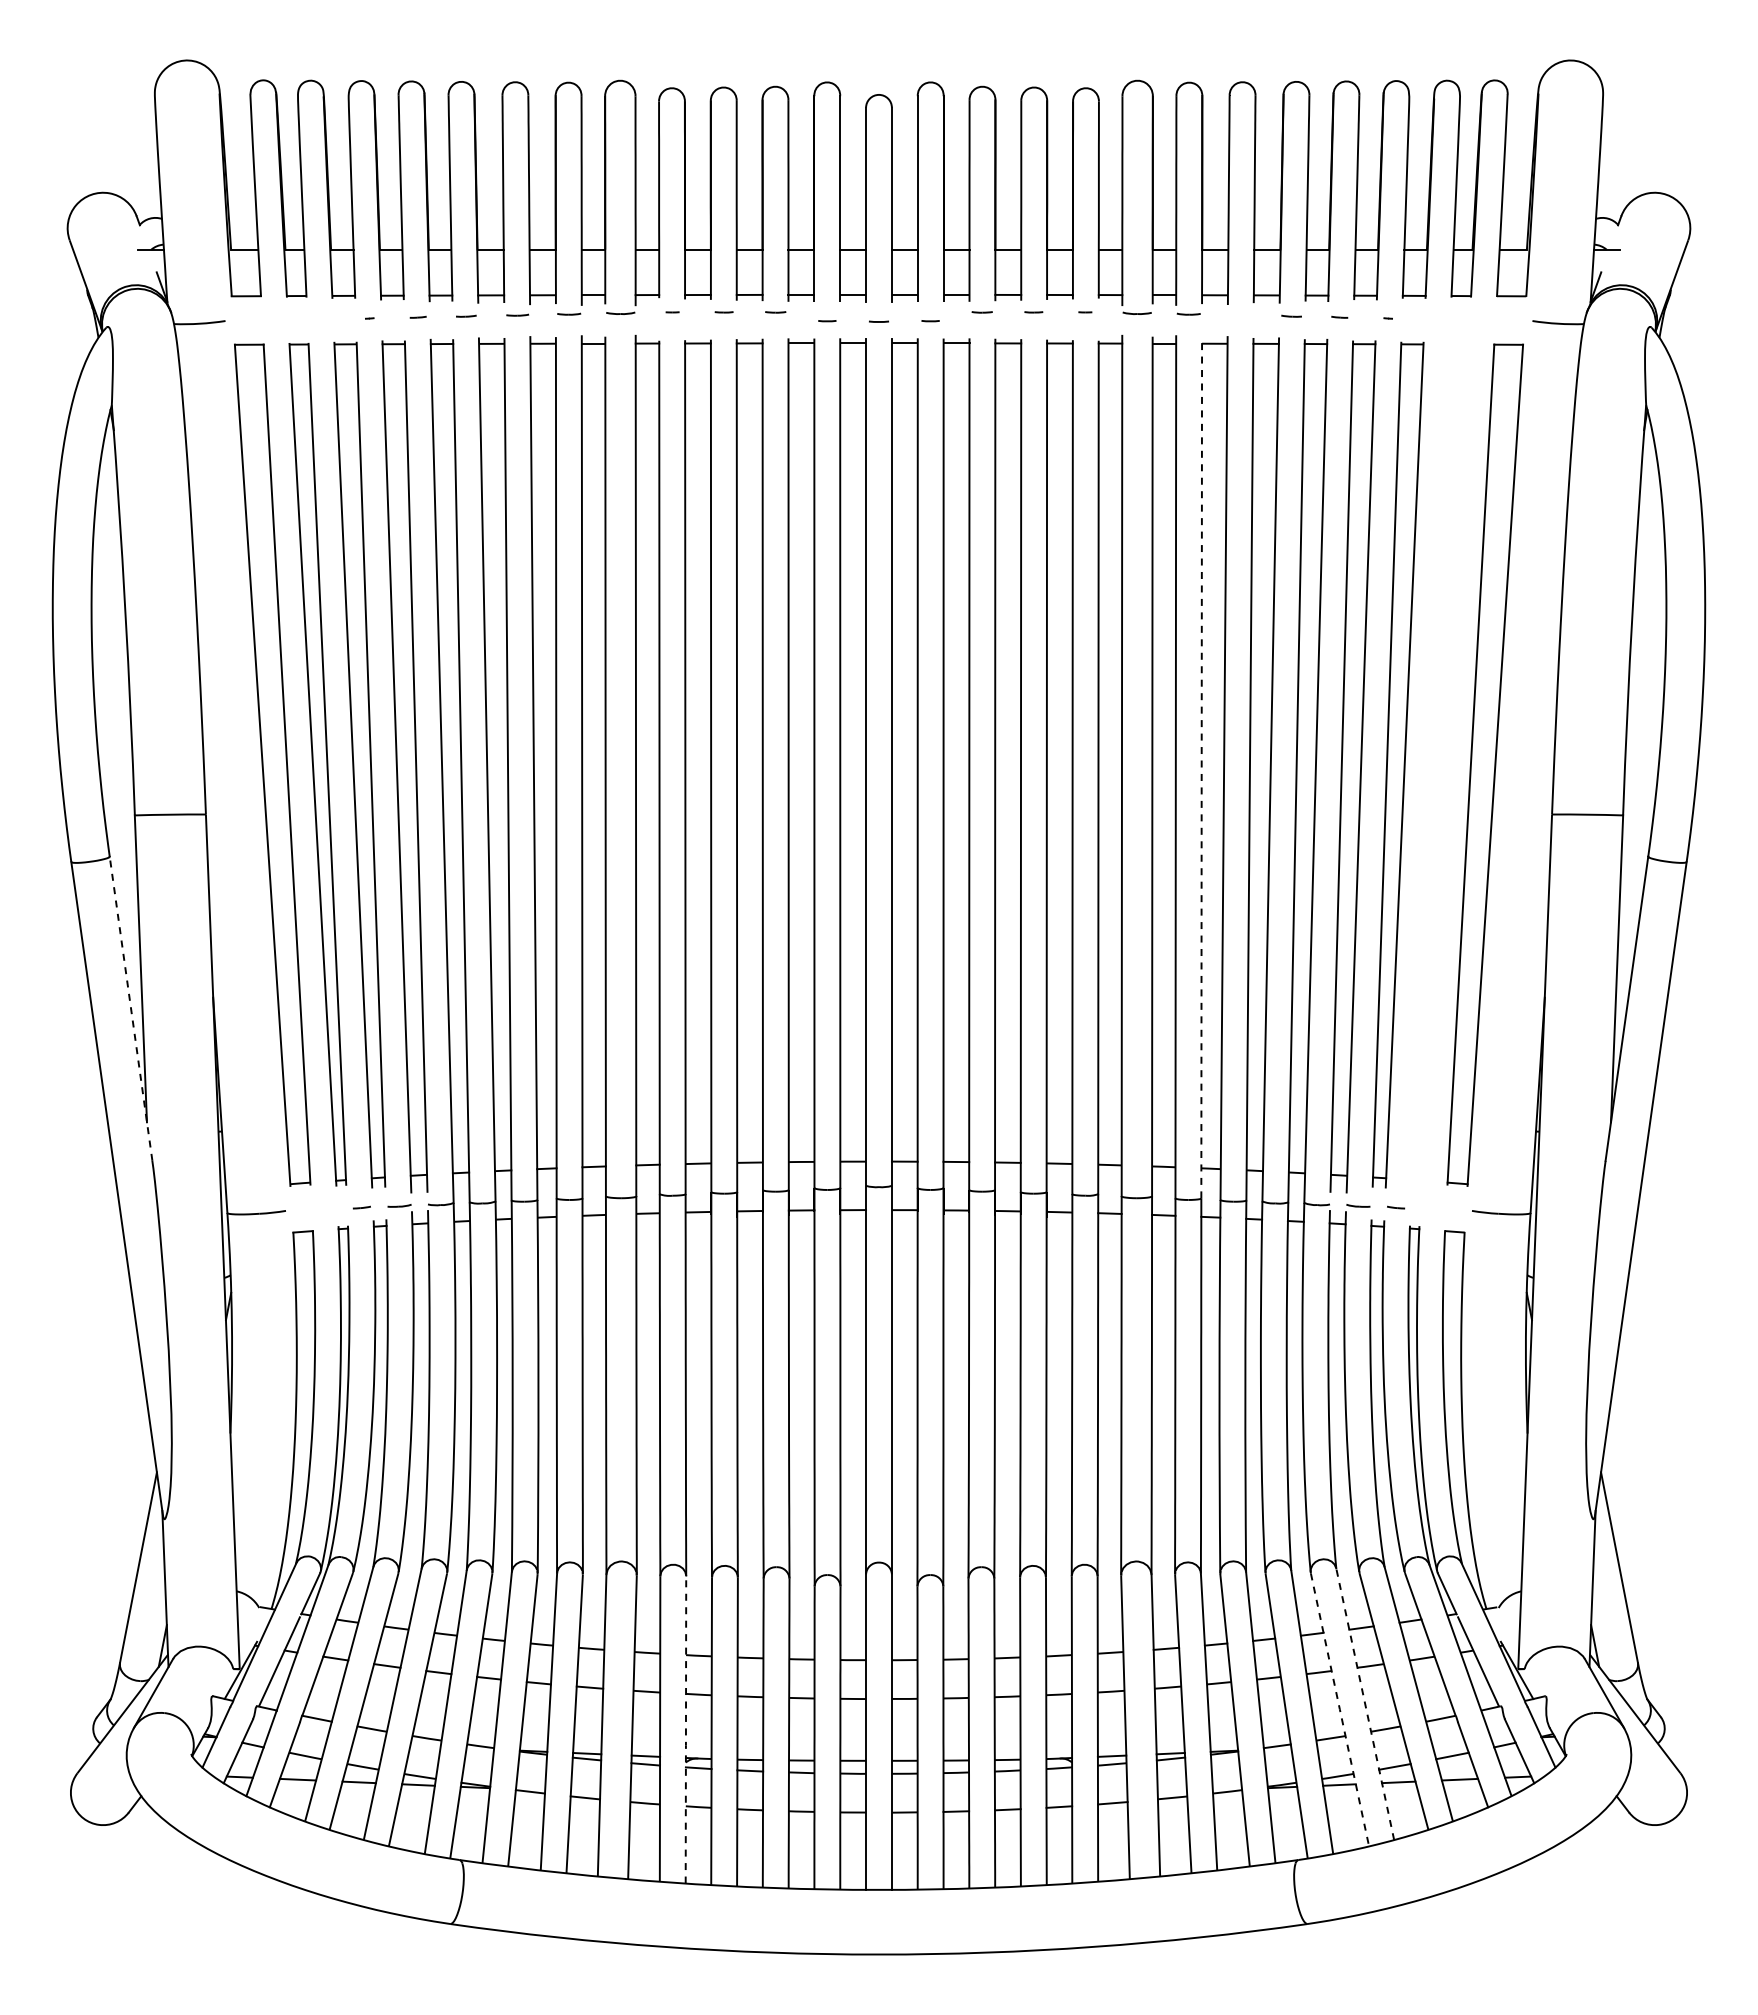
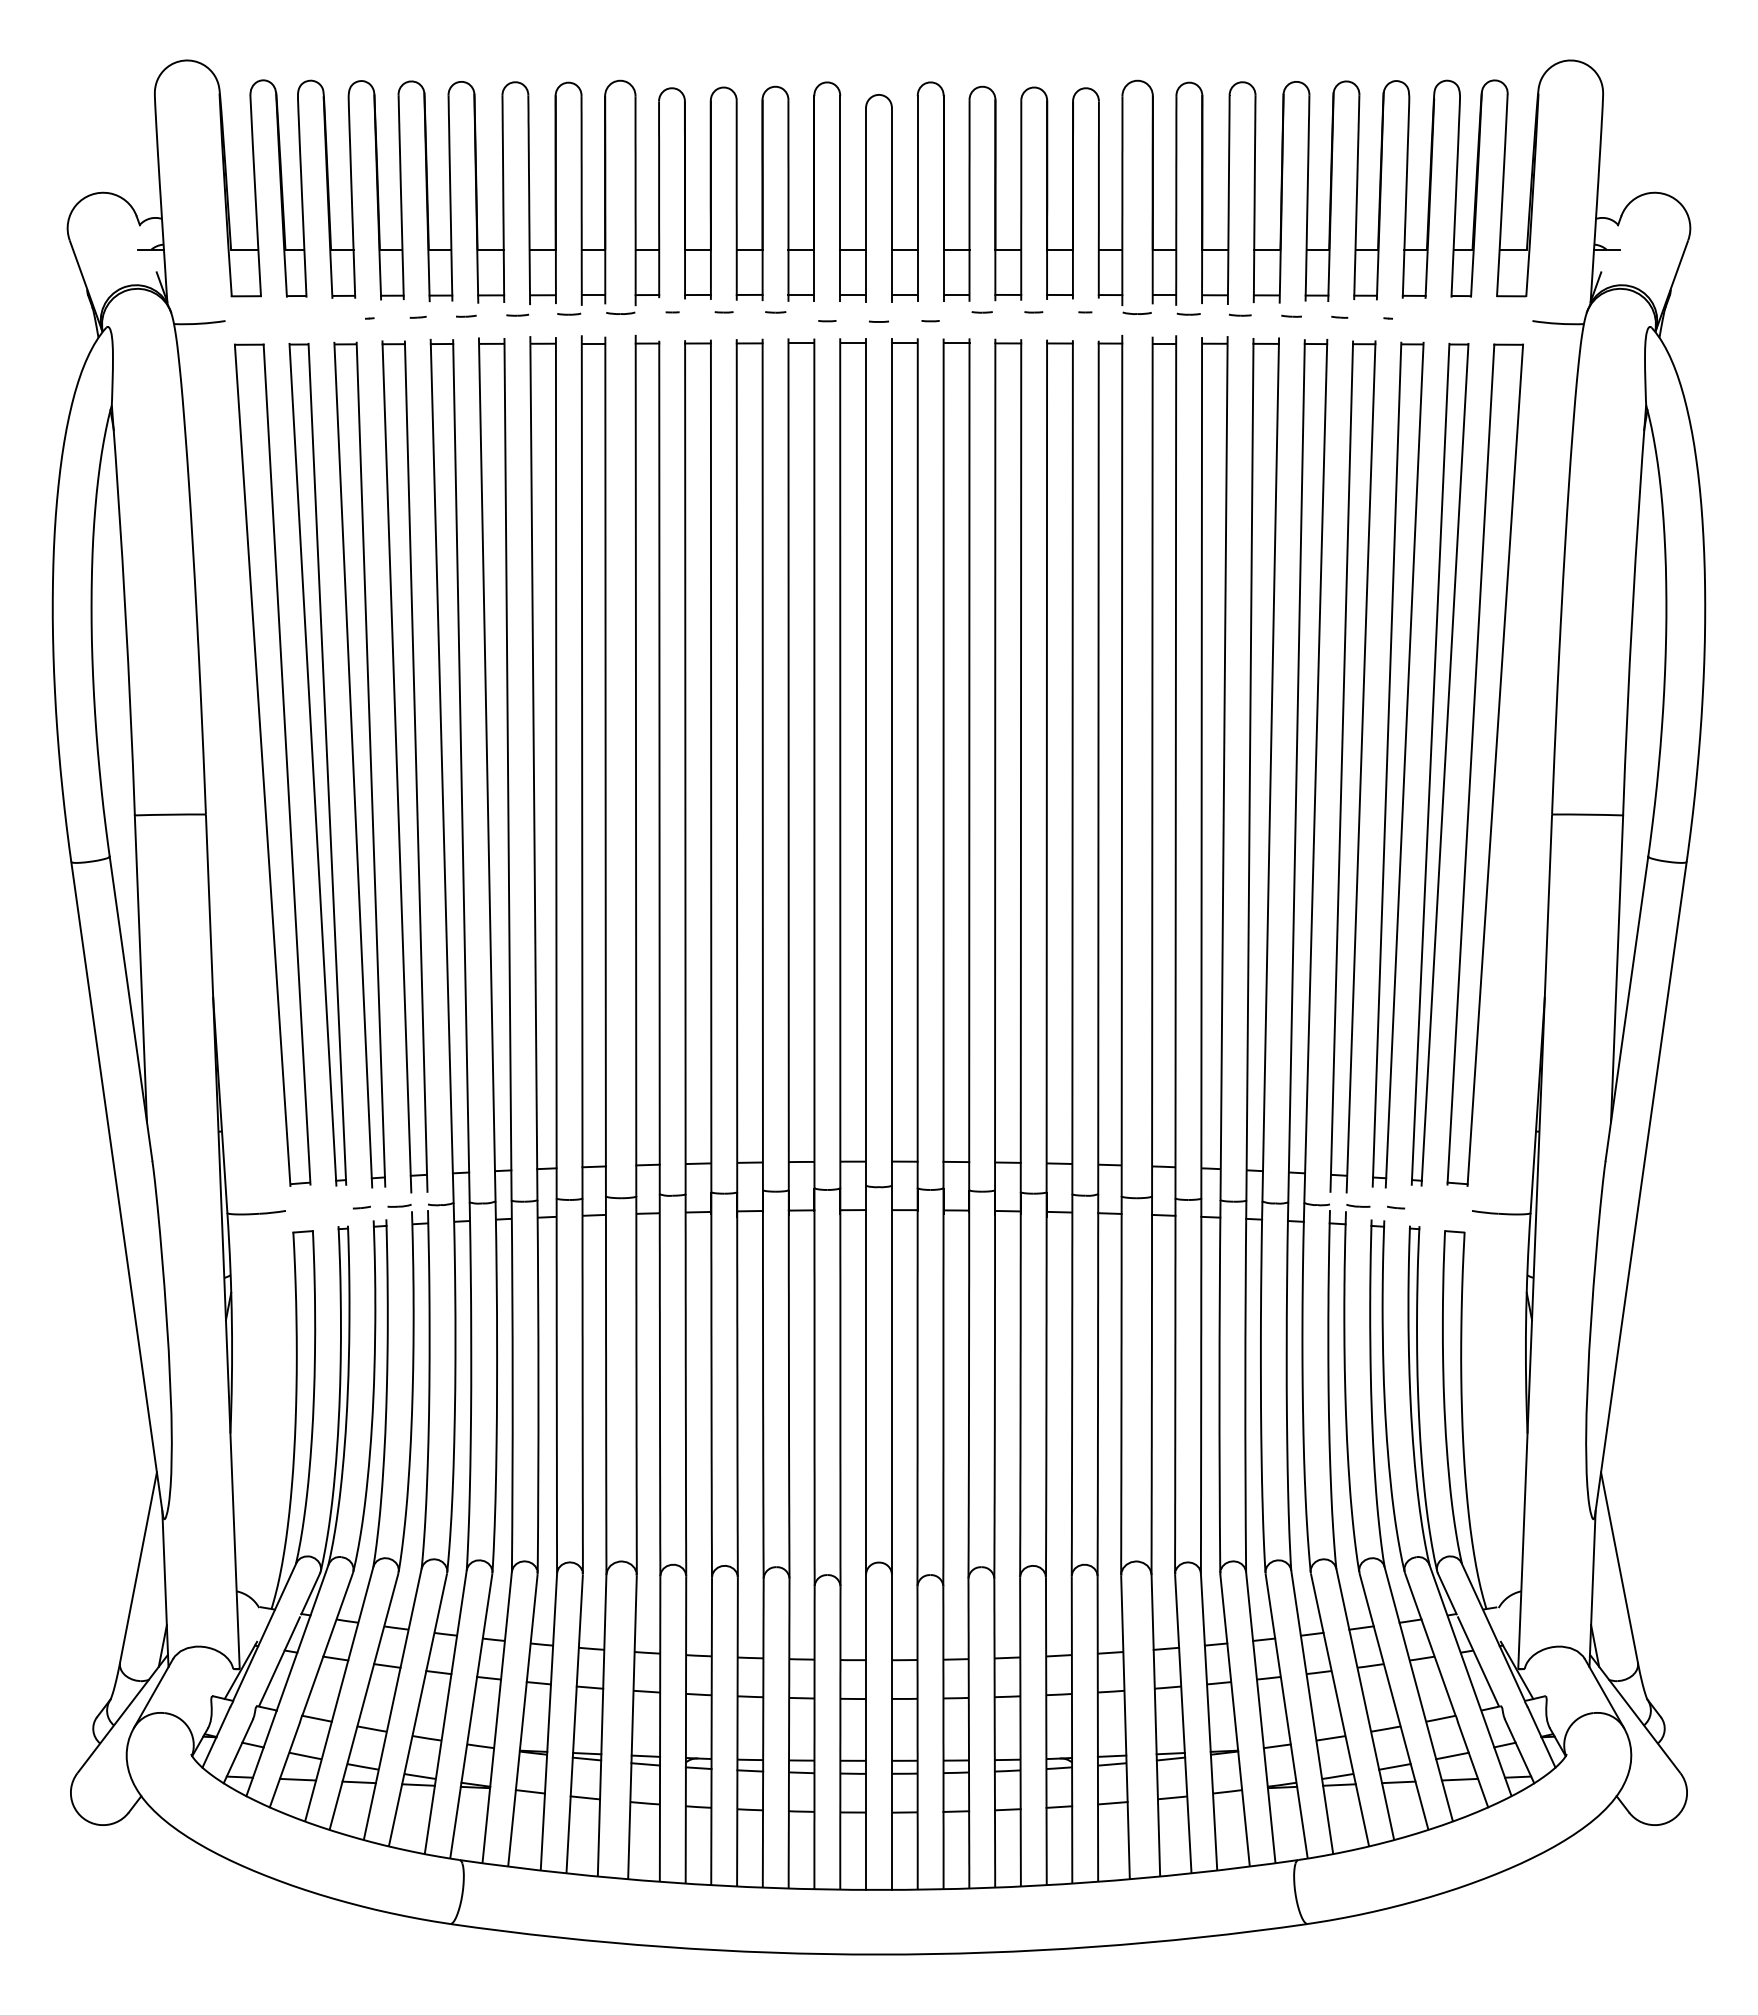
line: none -> present (1239, 314)
part: none -> present (1439, 764)
line: dashed -> solid (1201, 767)
line: dashed -> solid (131, 1008)
line: dashed -> solid (1365, 1705)
line: dashed -> solid (1340, 1710)
line: dashed -> solid (685, 1729)
